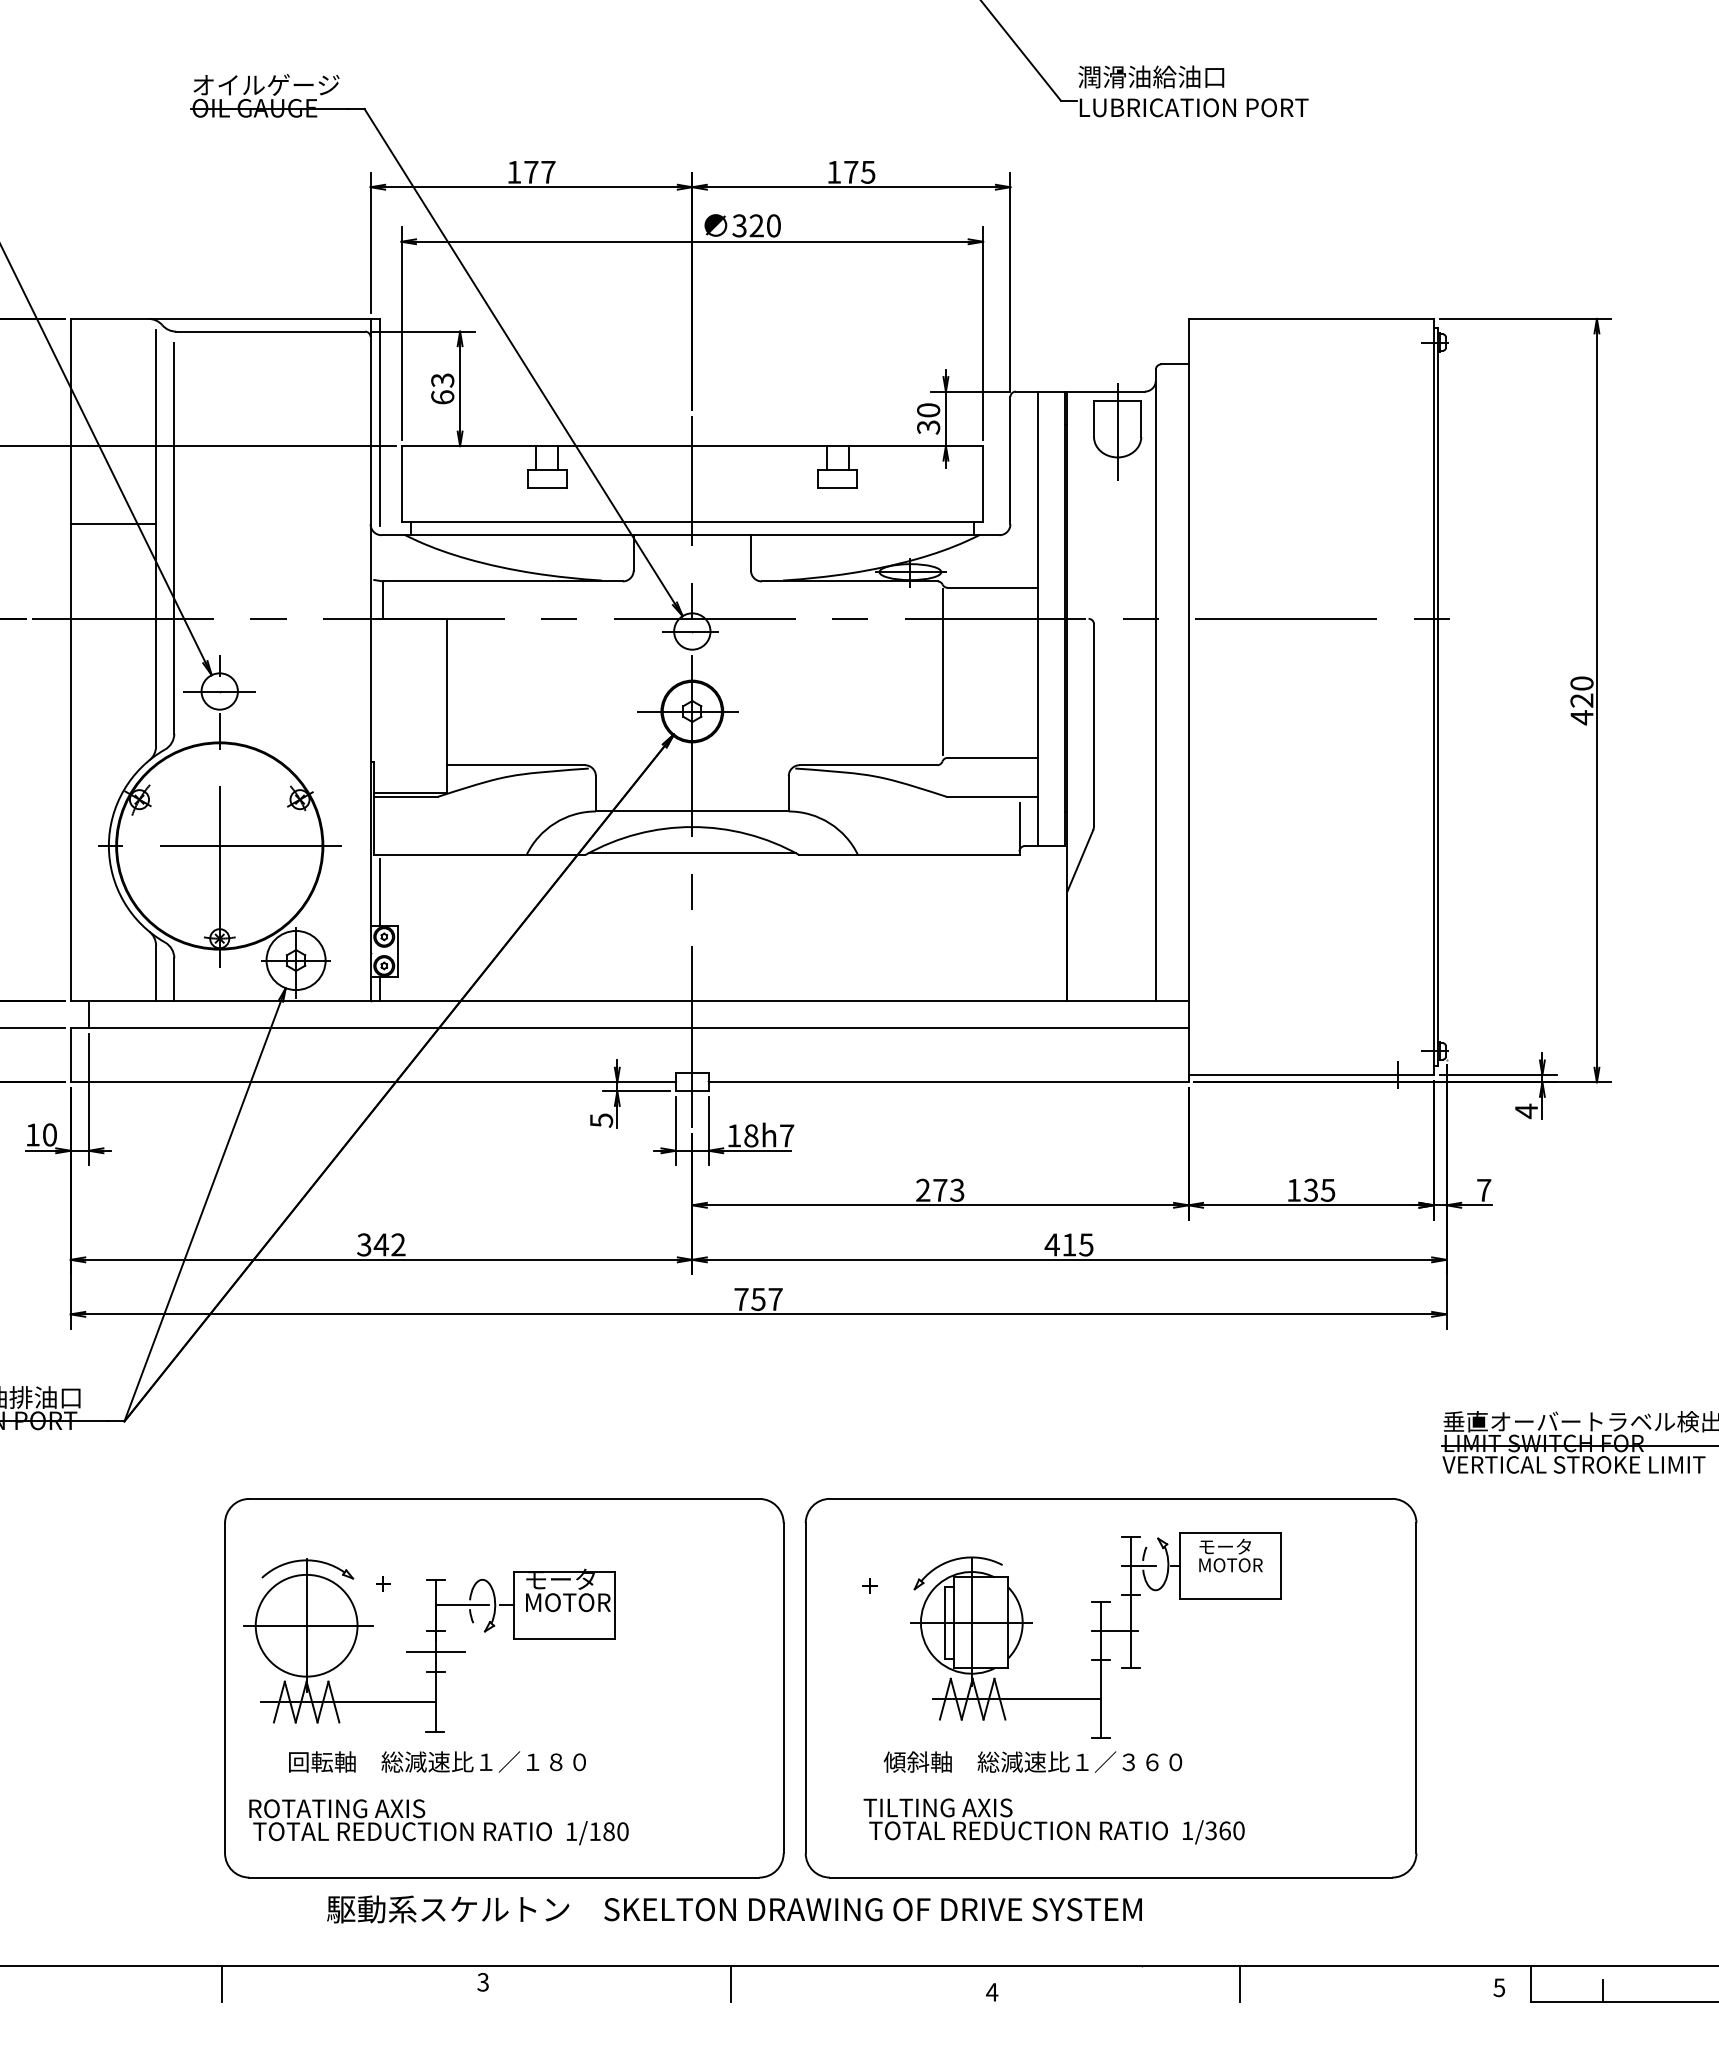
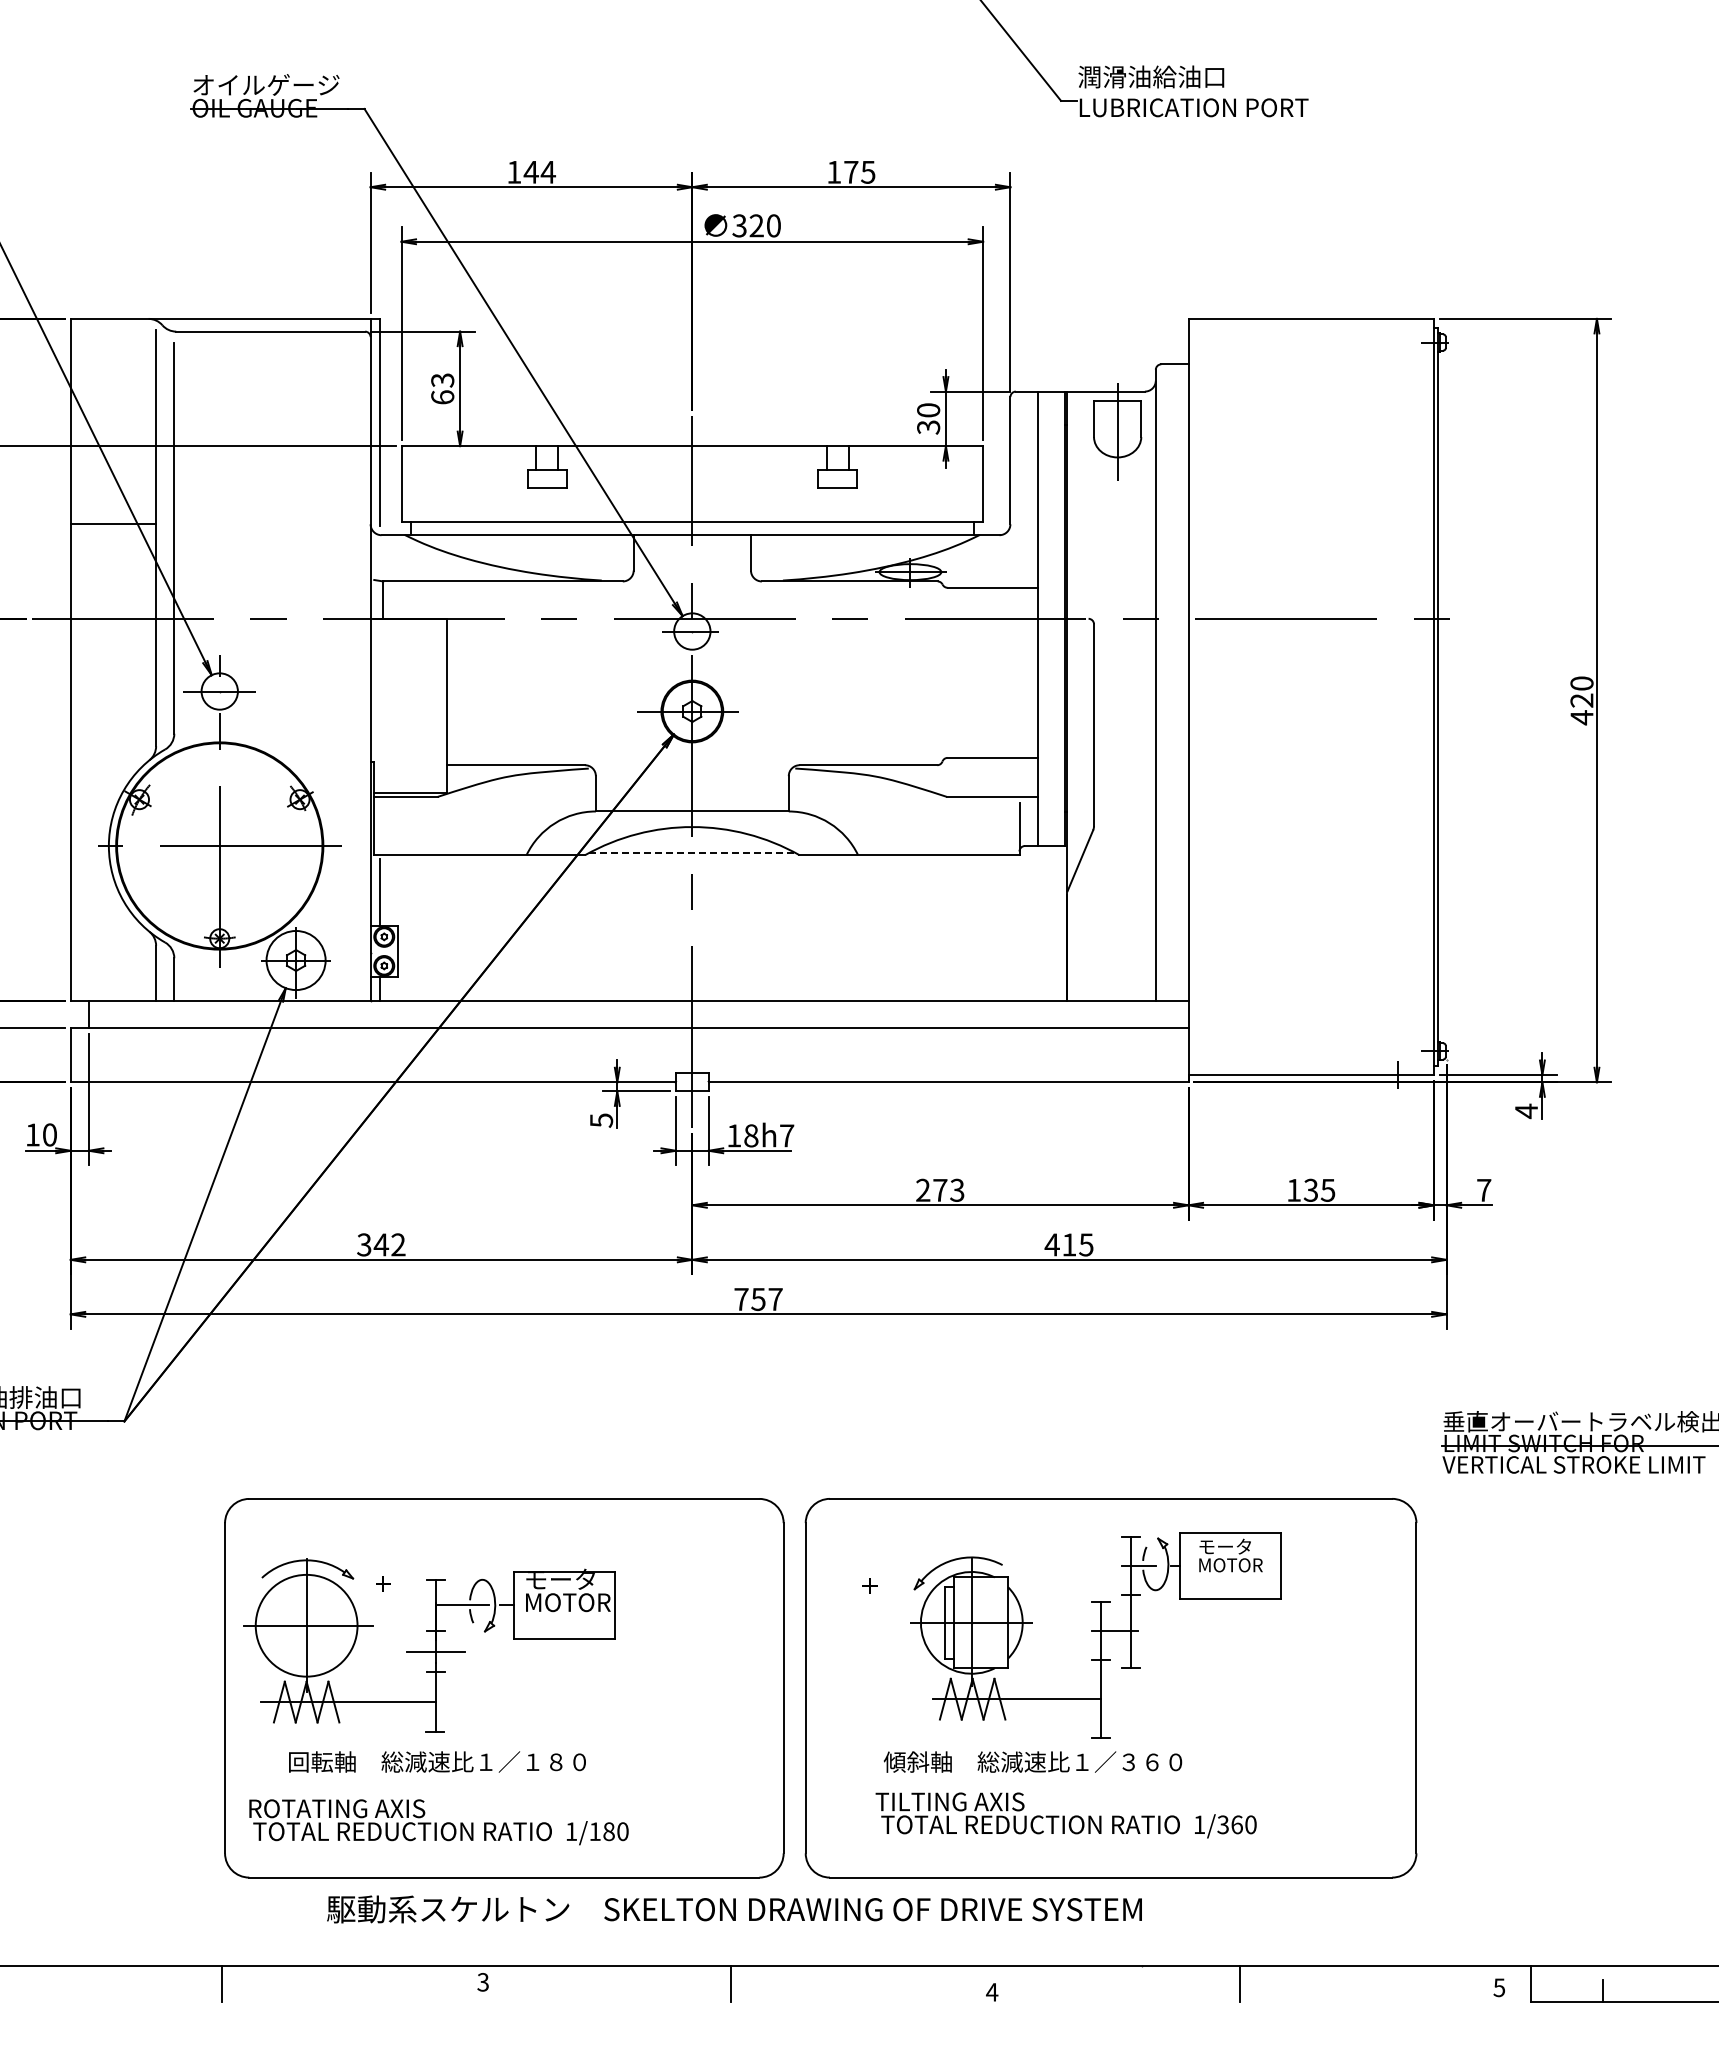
text: 177 -> 144 (539, 172)
line: present -> none (943, 671)
line: solid -> dashed (692, 853)
text position: (1053, 1821) -> (1065, 1815) (1065, 1815)
